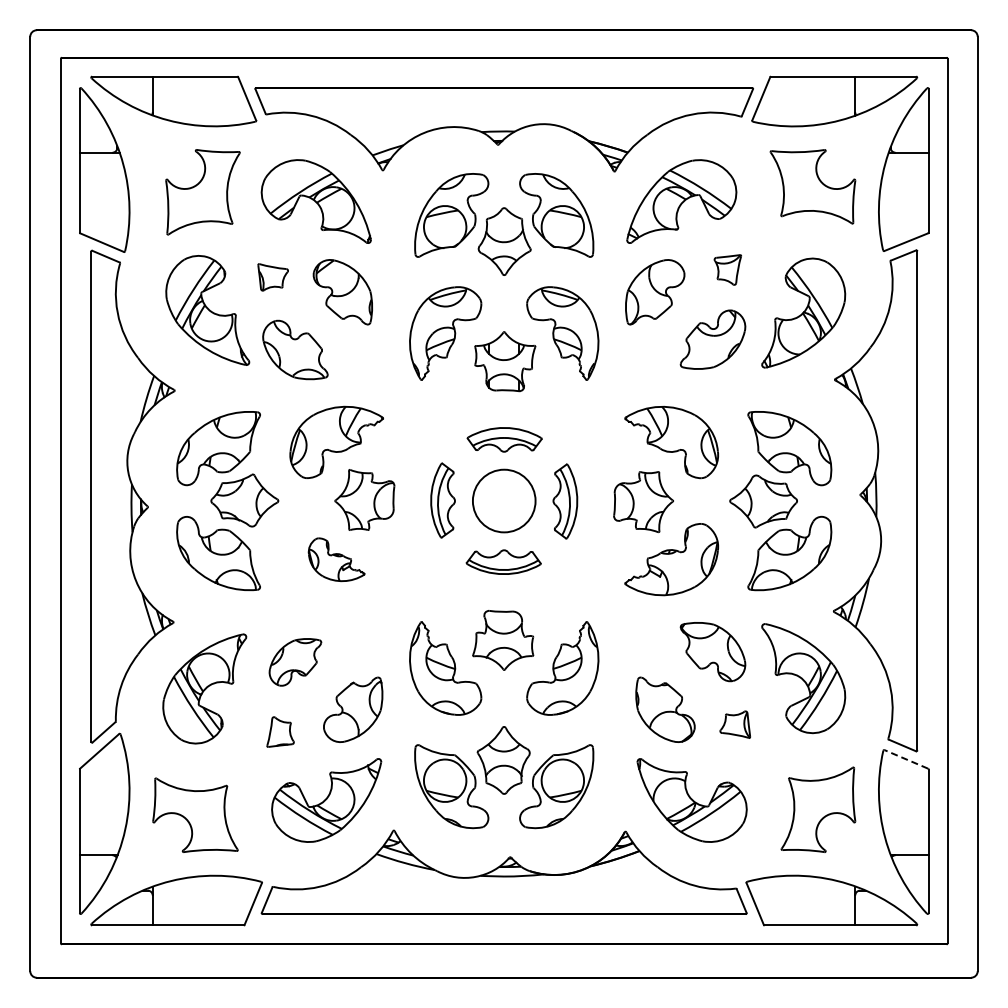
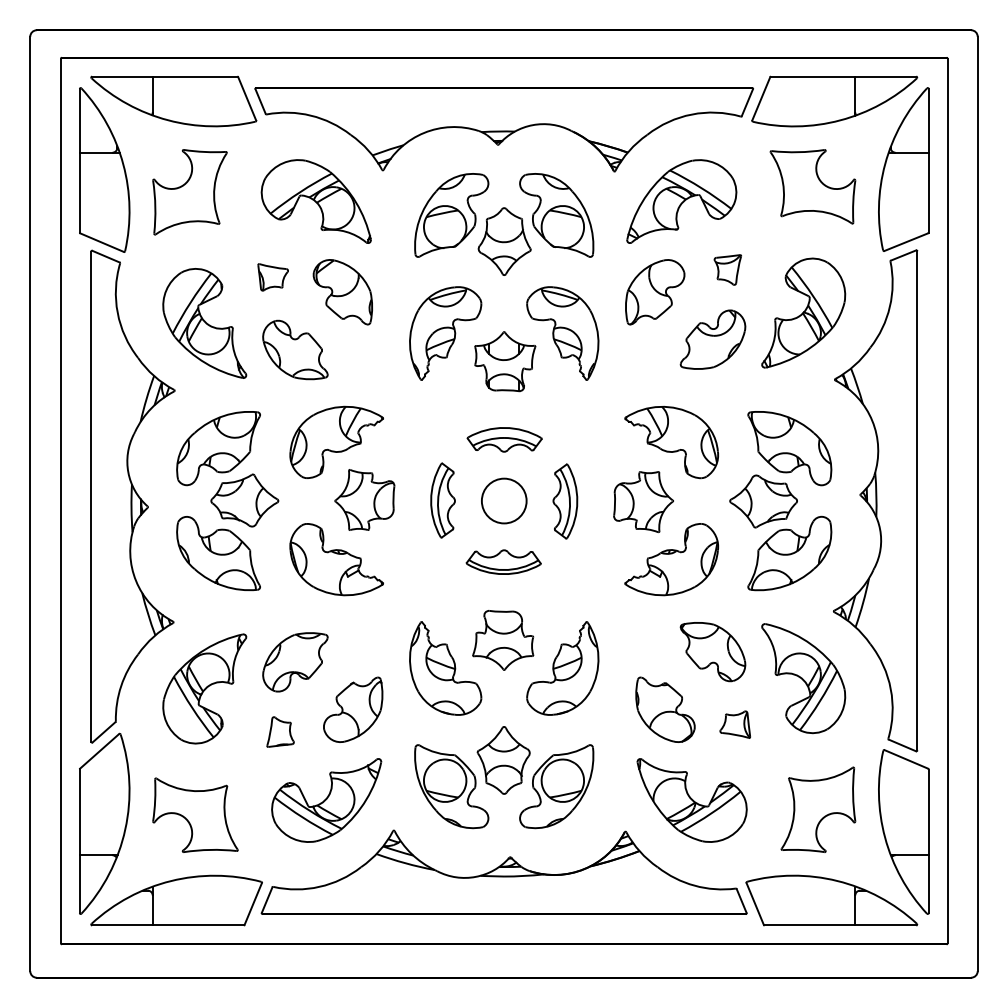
part position: (202, 192) -> (189, 192) (189, 192)
part position: (207, 310) -> (204, 323) (204, 323)
circle diameter: 63 px -> 45 px (503, 500)
part size: 59x46 px -> 95x74 px (336, 559)
part size: 55x49 px -> 67x61 px (295, 662)
line: dashed -> solid (906, 759)
